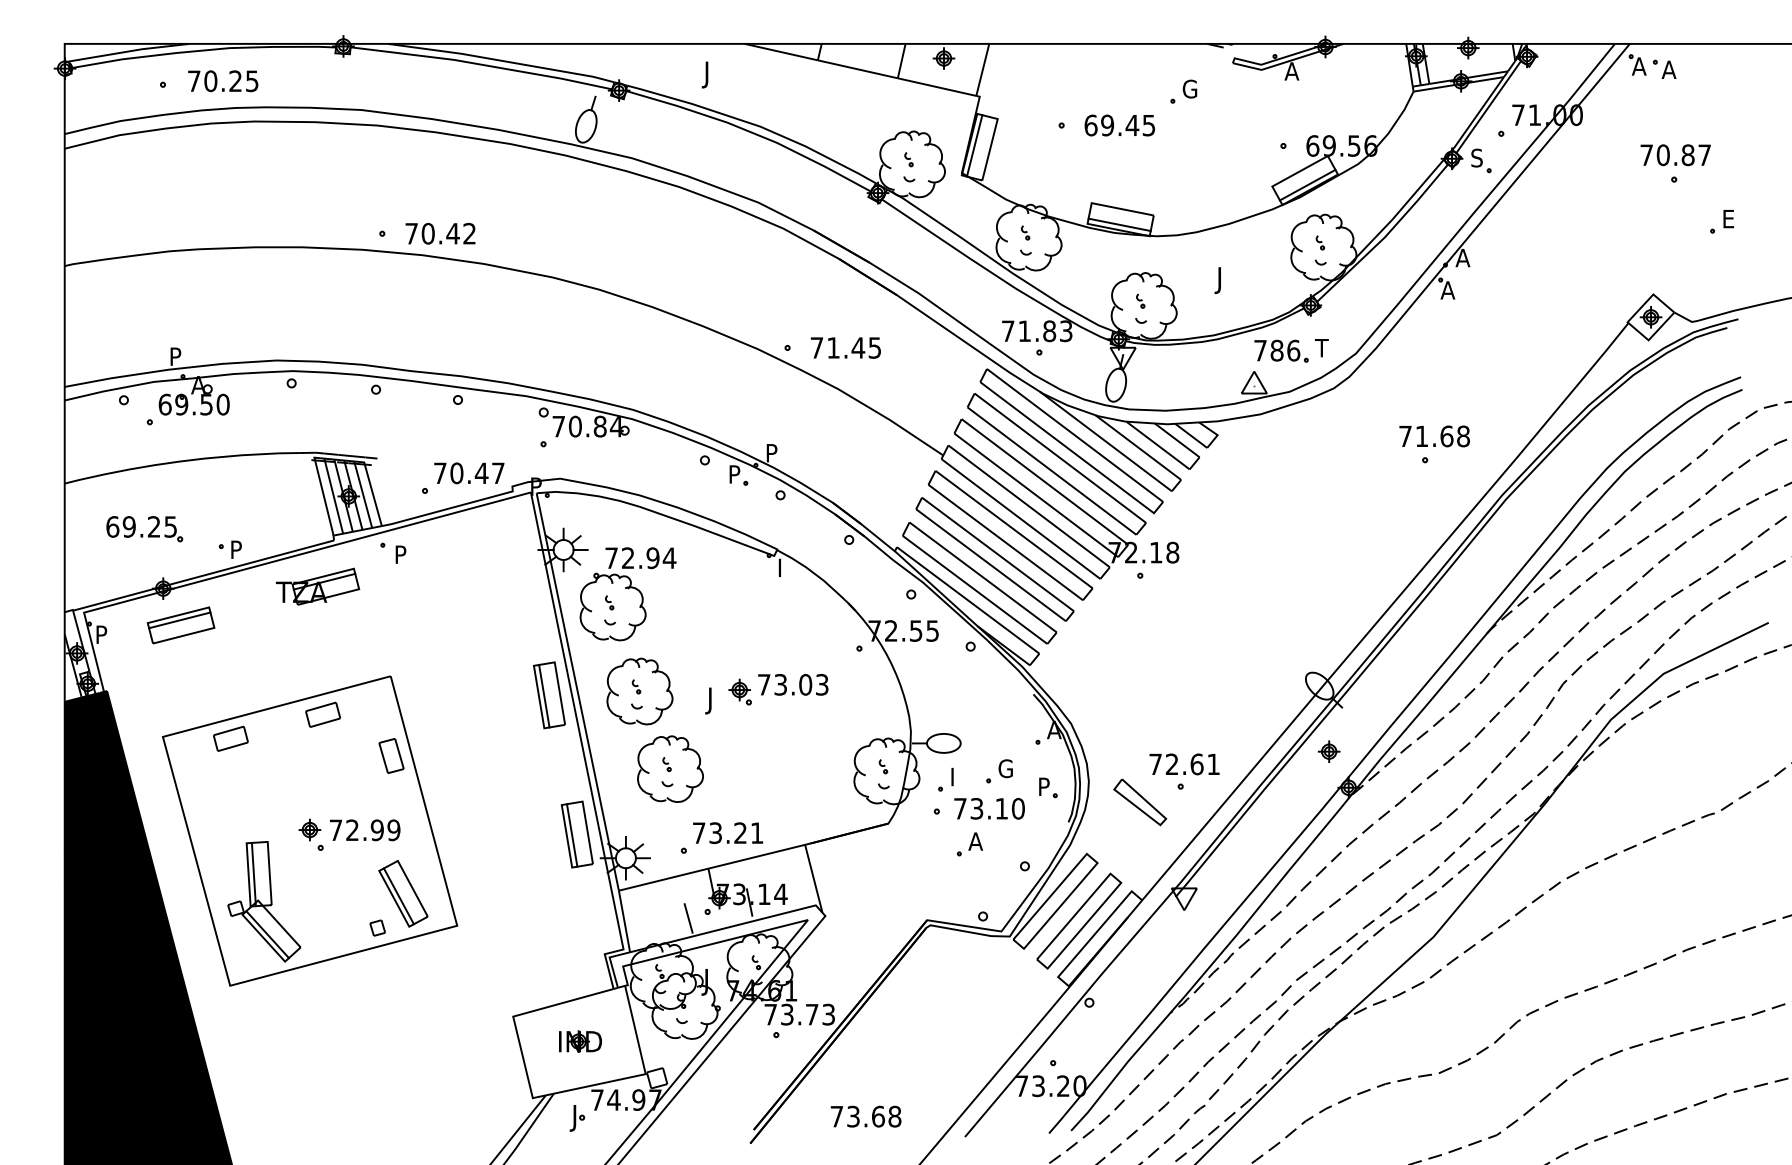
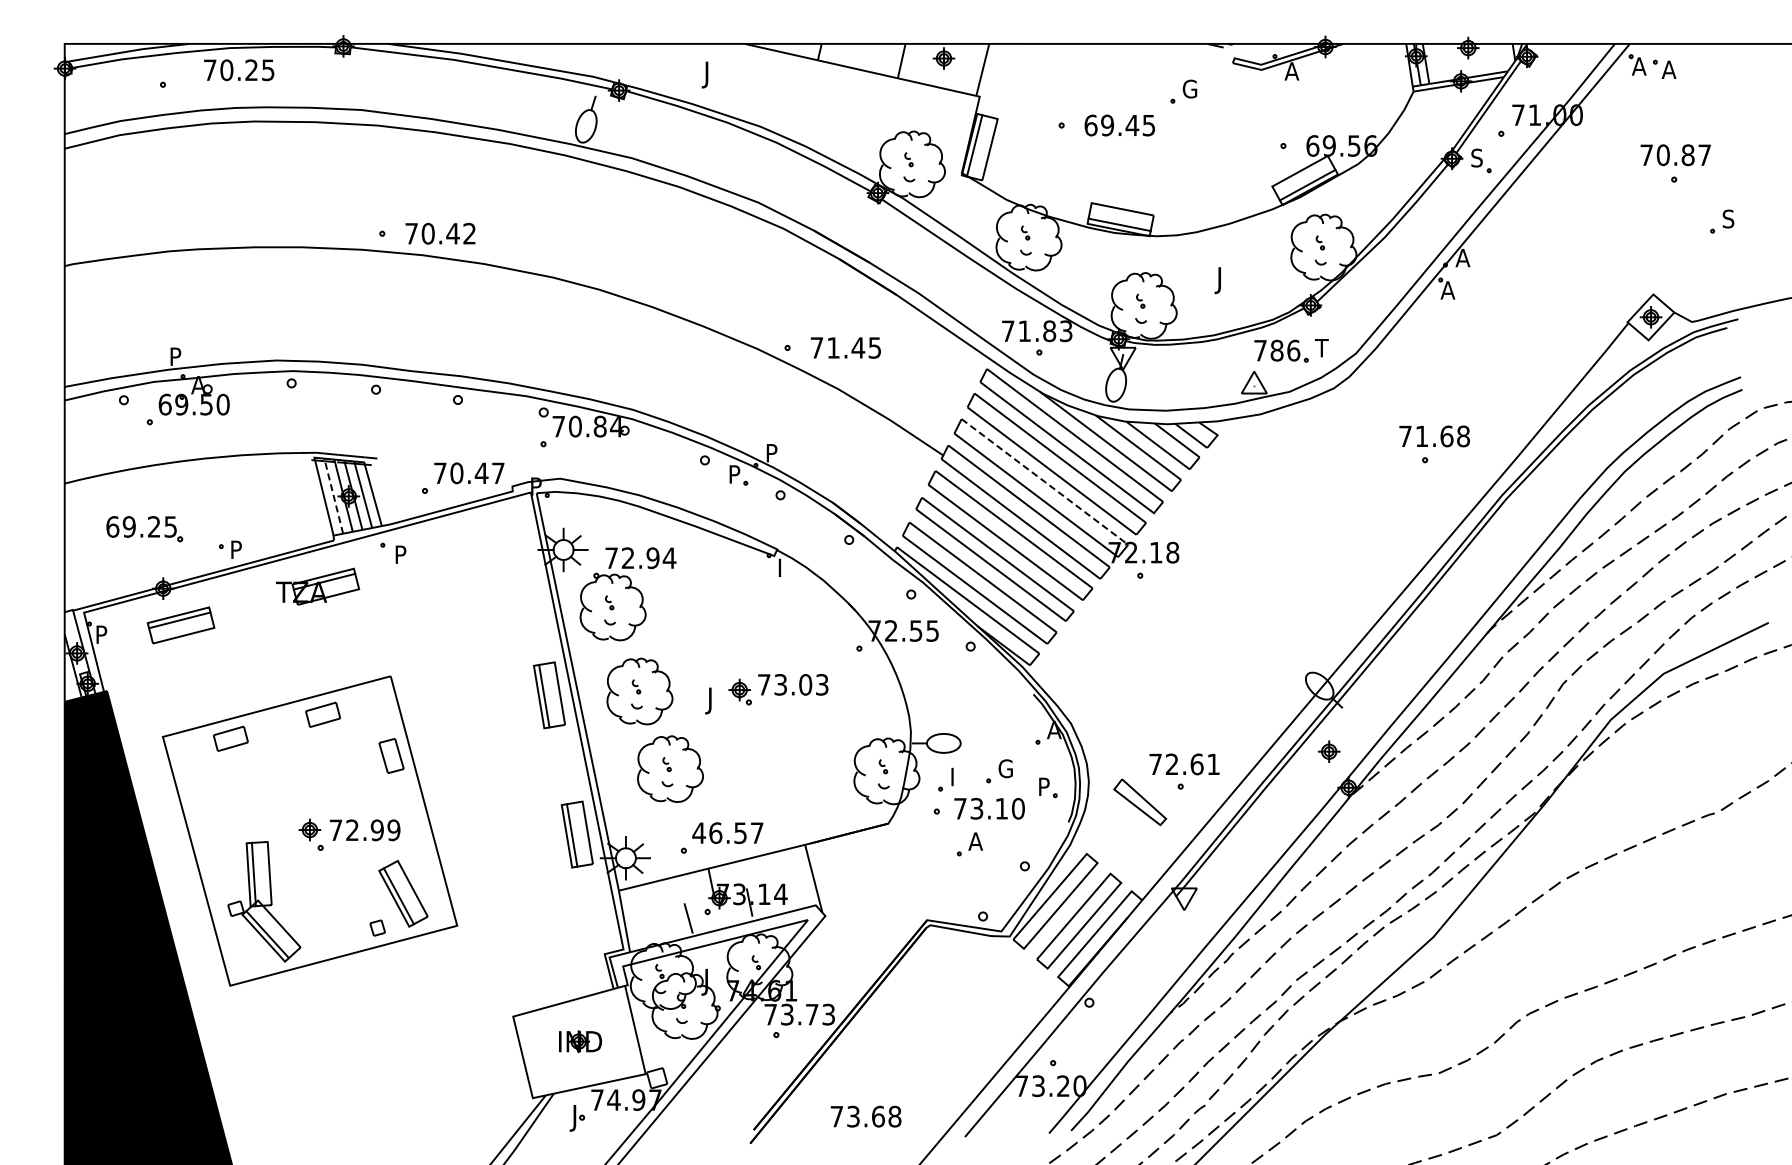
text position: (223, 81) -> (239, 70) (239, 70)
text: E -> S (1728, 218)
line: solid -> dashed (1044, 481)
line: solid -> dashed (333, 496)
text: 73.21 -> 46.57 (727, 833)
